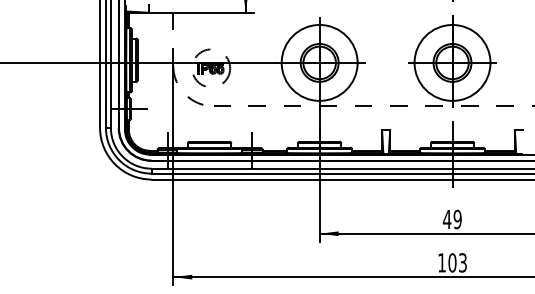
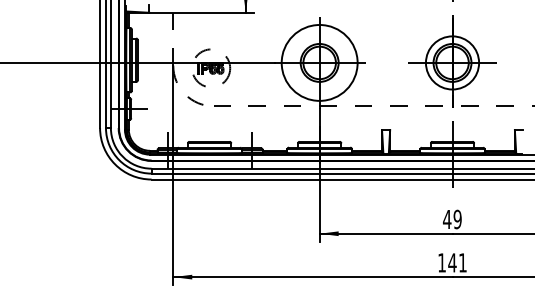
circle diameter: 76 px -> 53 px (452, 62)
text: 103 -> 141 (457, 262)
